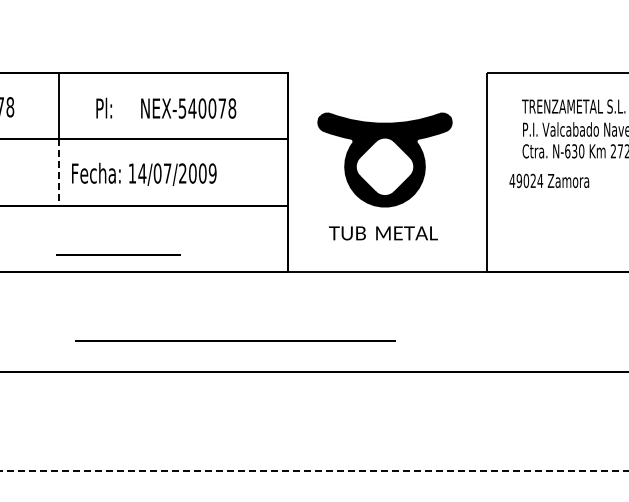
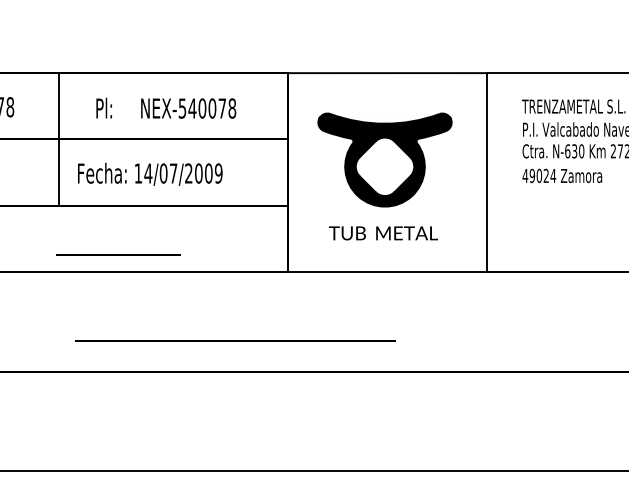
line: none -> present (386, 73)
line: dashed -> solid (58, 173)
text position: (144, 173) -> (150, 173) (150, 173)
text position: (549, 180) -> (562, 175) (562, 175)
line: dashed -> solid (314, 470)
